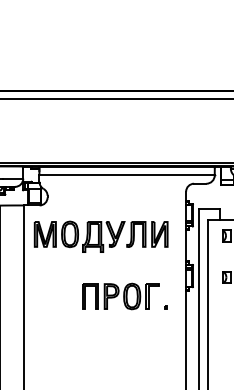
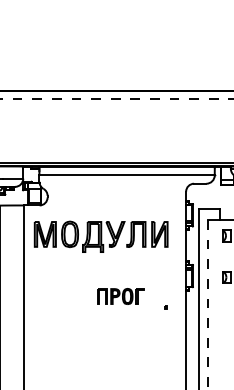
line: solid -> dashed (116, 99)
part size: 78x29 px -> 48x17 px (120, 296)
line: solid -> dashed (207, 304)
